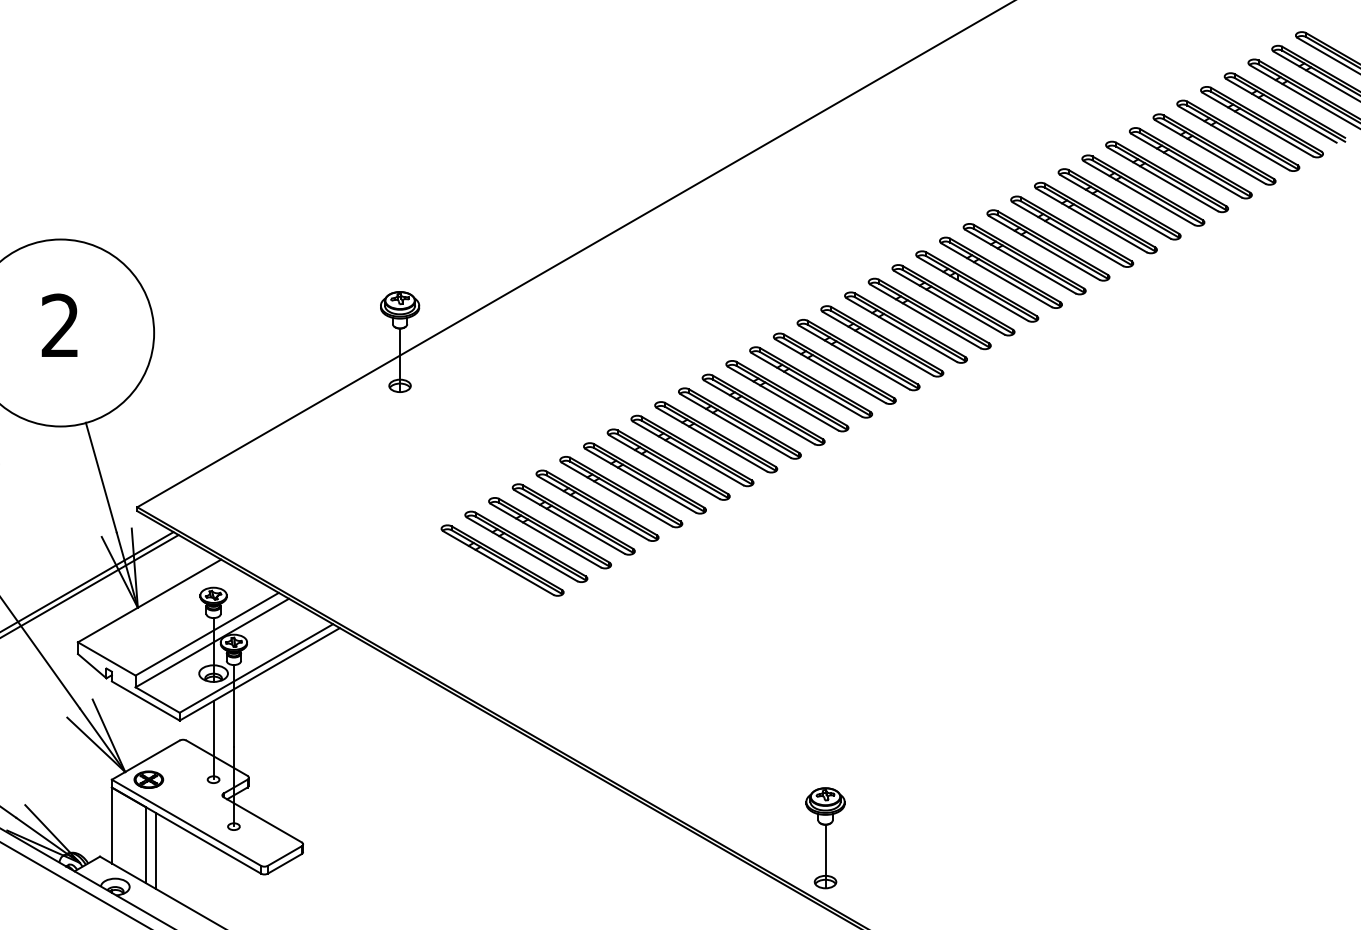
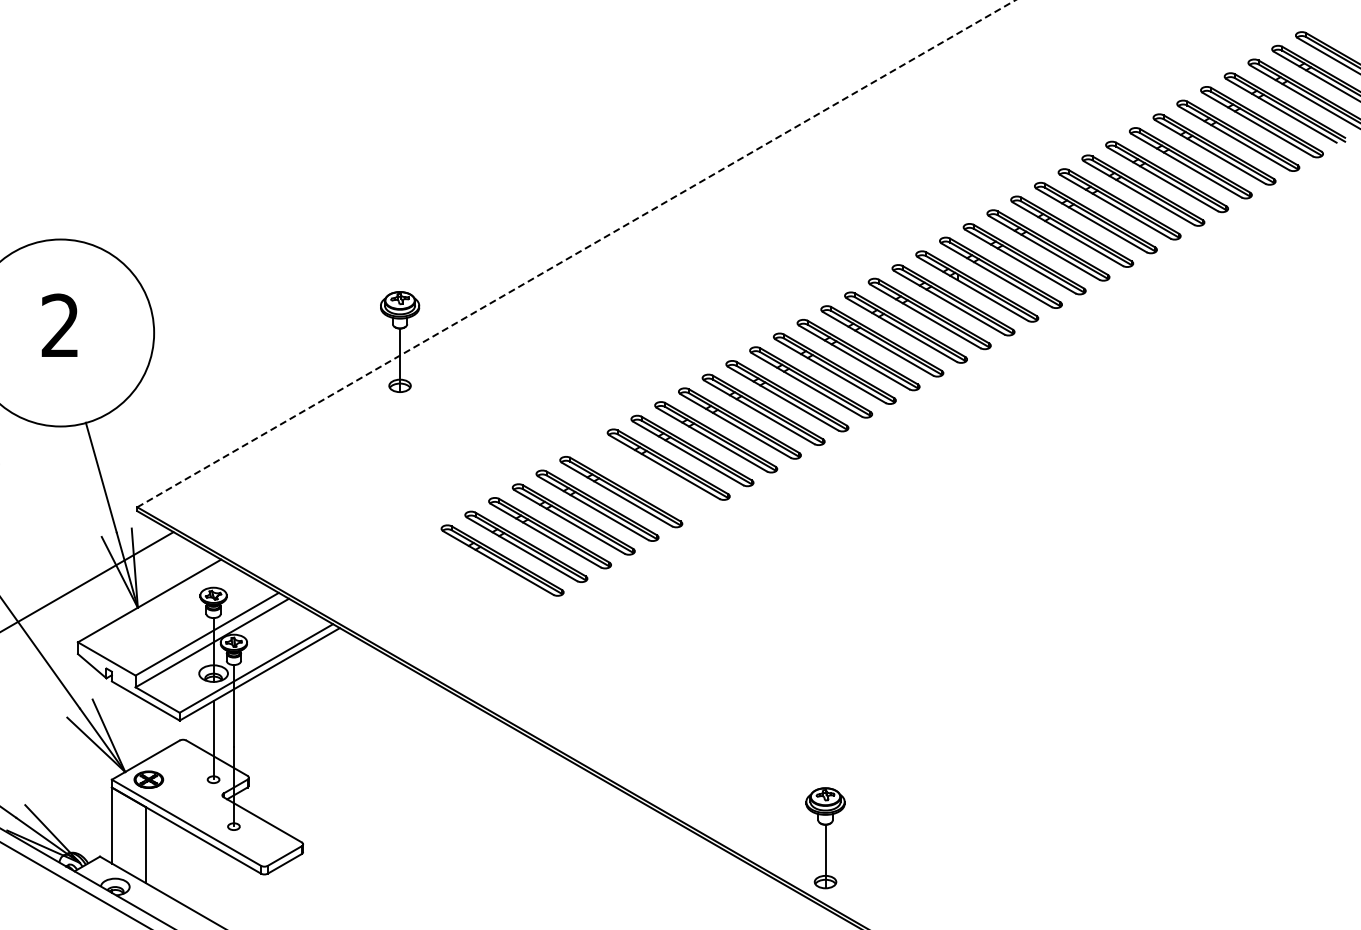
line: solid -> dashed (576, 253)
part: present -> none (644, 478)
line: present -> none (90, 585)
line: present -> none (156, 850)
